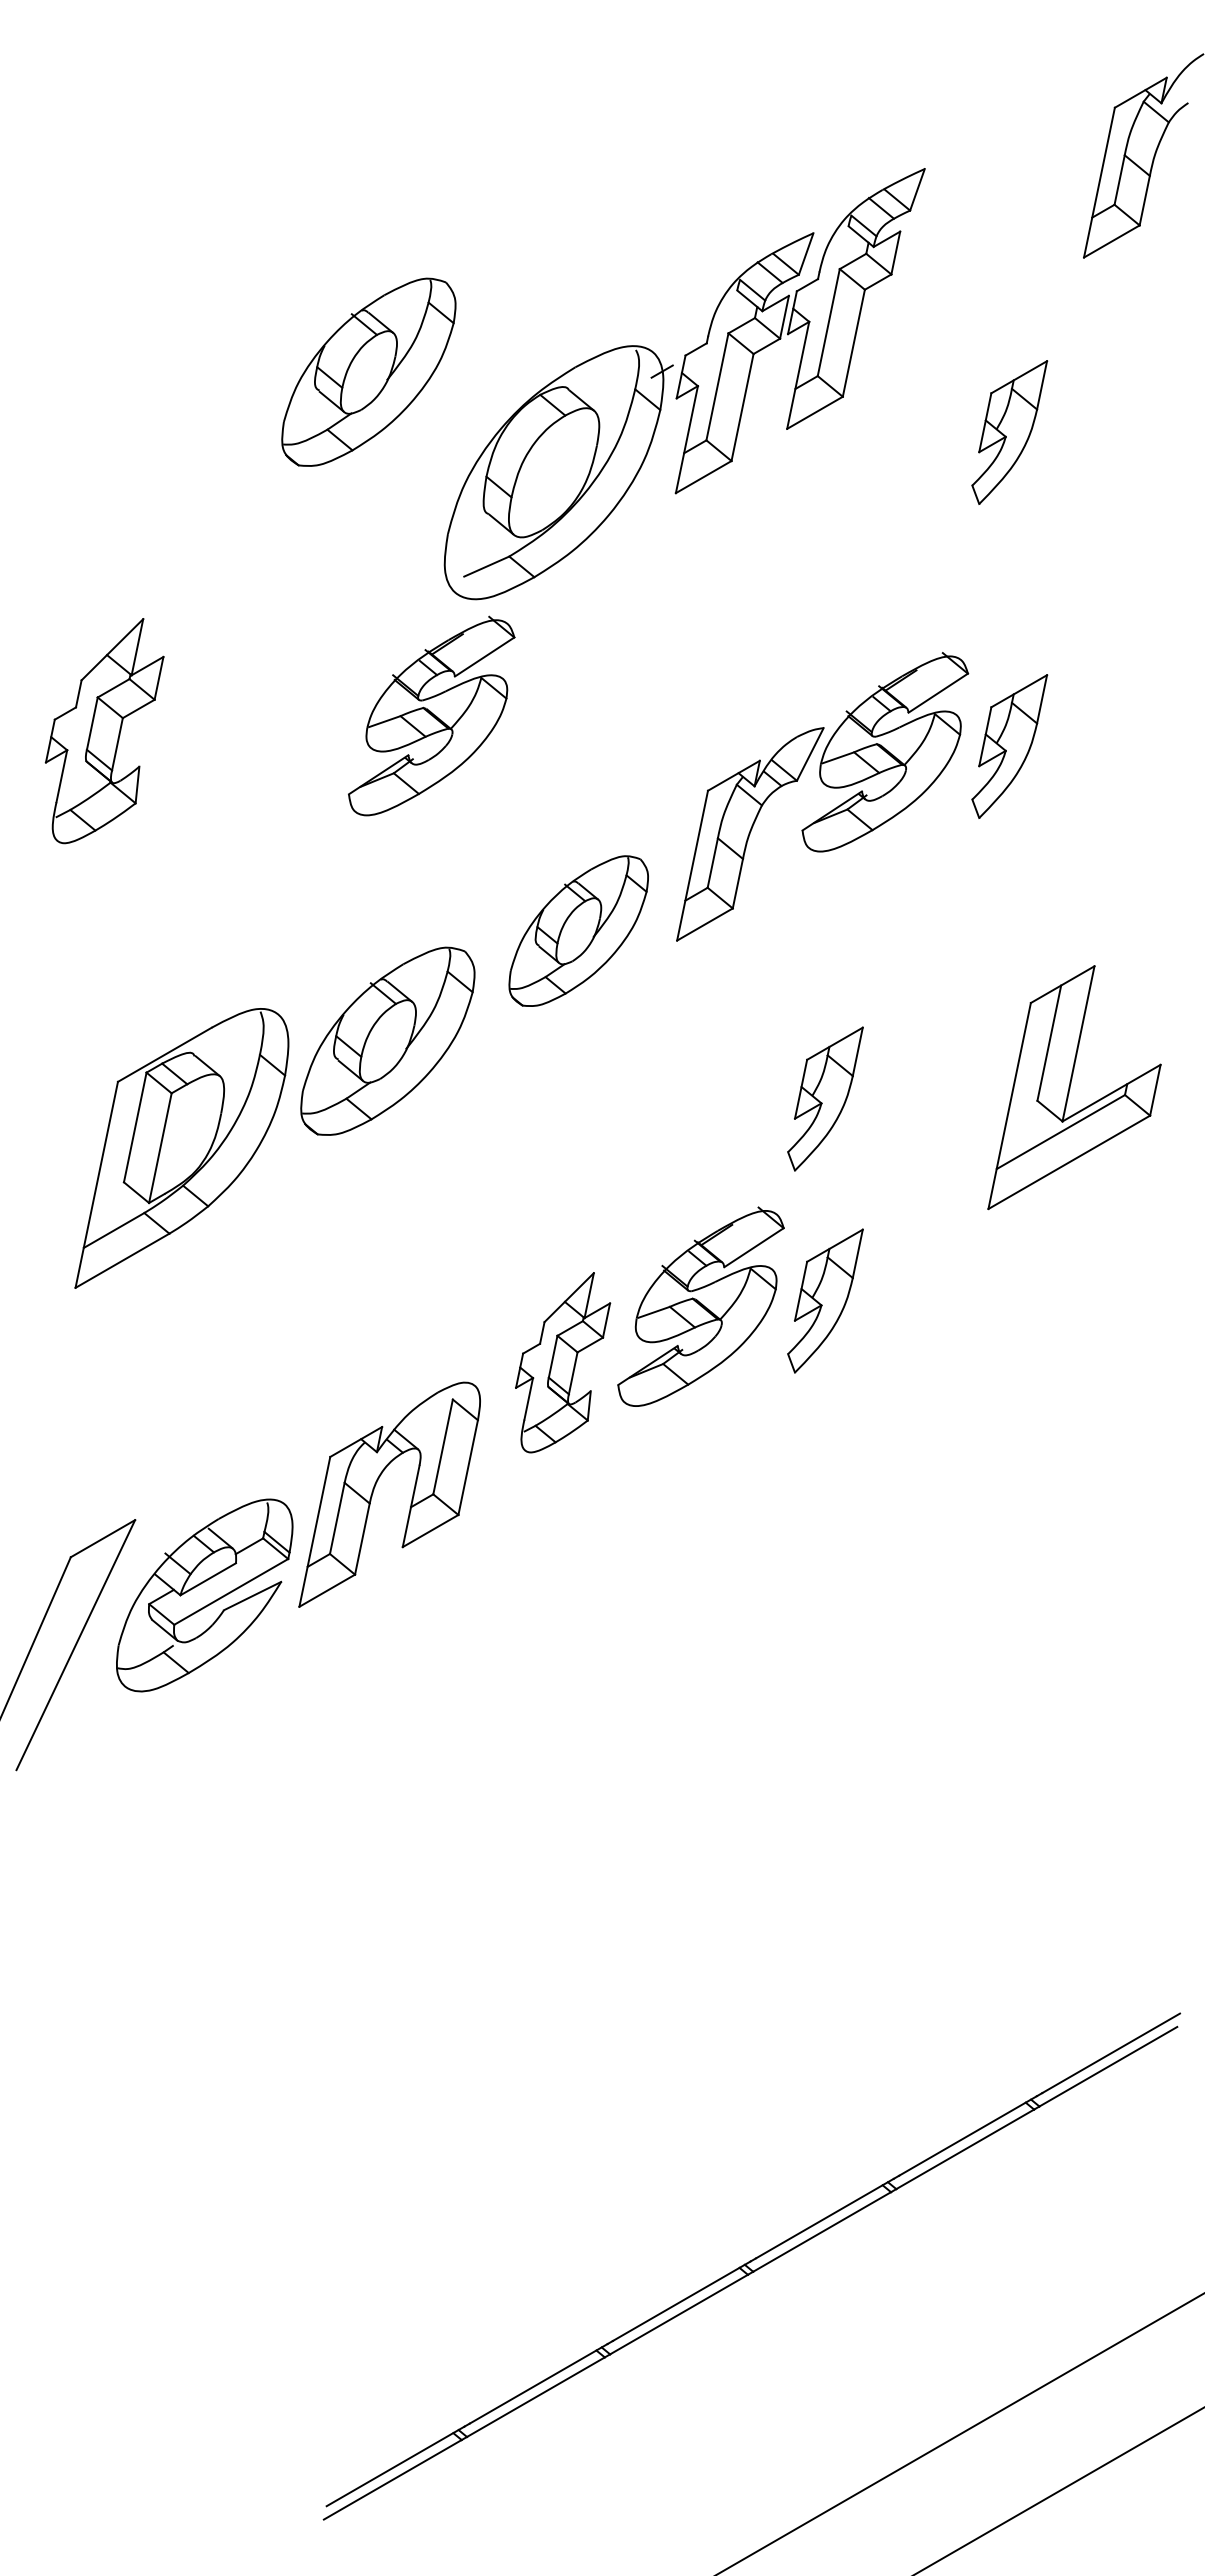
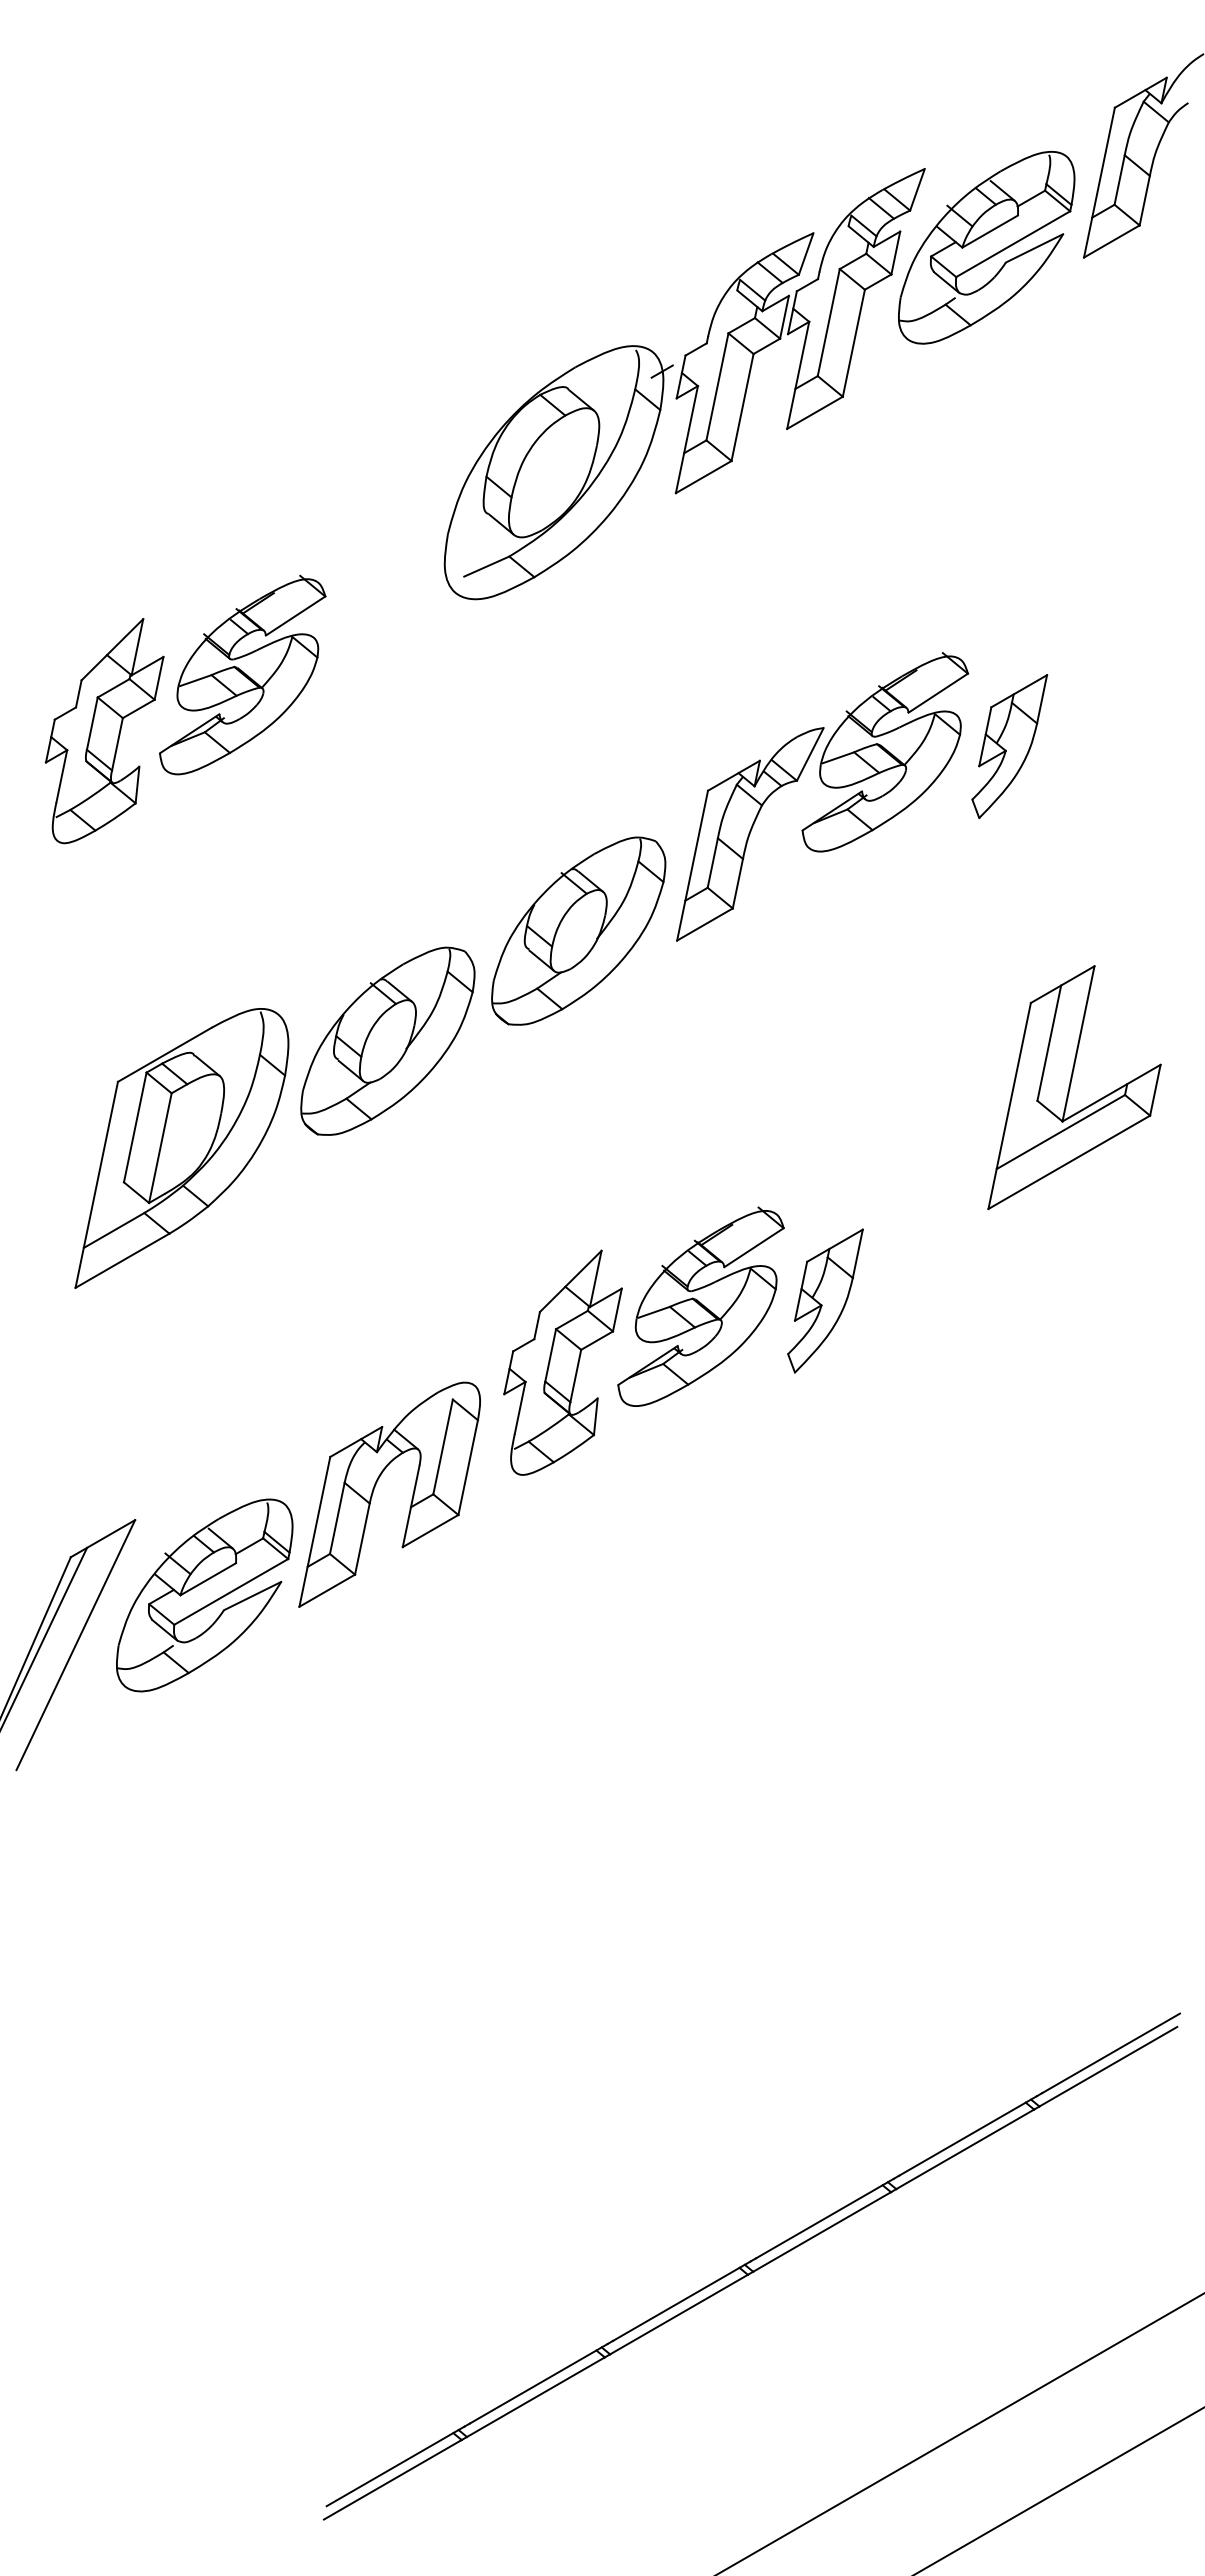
part: none -> present (986, 247)
part: present -> none (368, 371)
part: present -> none (1009, 432)
part position: (431, 715) -> (242, 674) (242, 674)
part size: 141x152 px -> 176x190 px (578, 930)
part: present -> none (825, 1098)
part size: 97x182 px -> 120x227 px (562, 1362)
line: none -> present (44, 1636)
